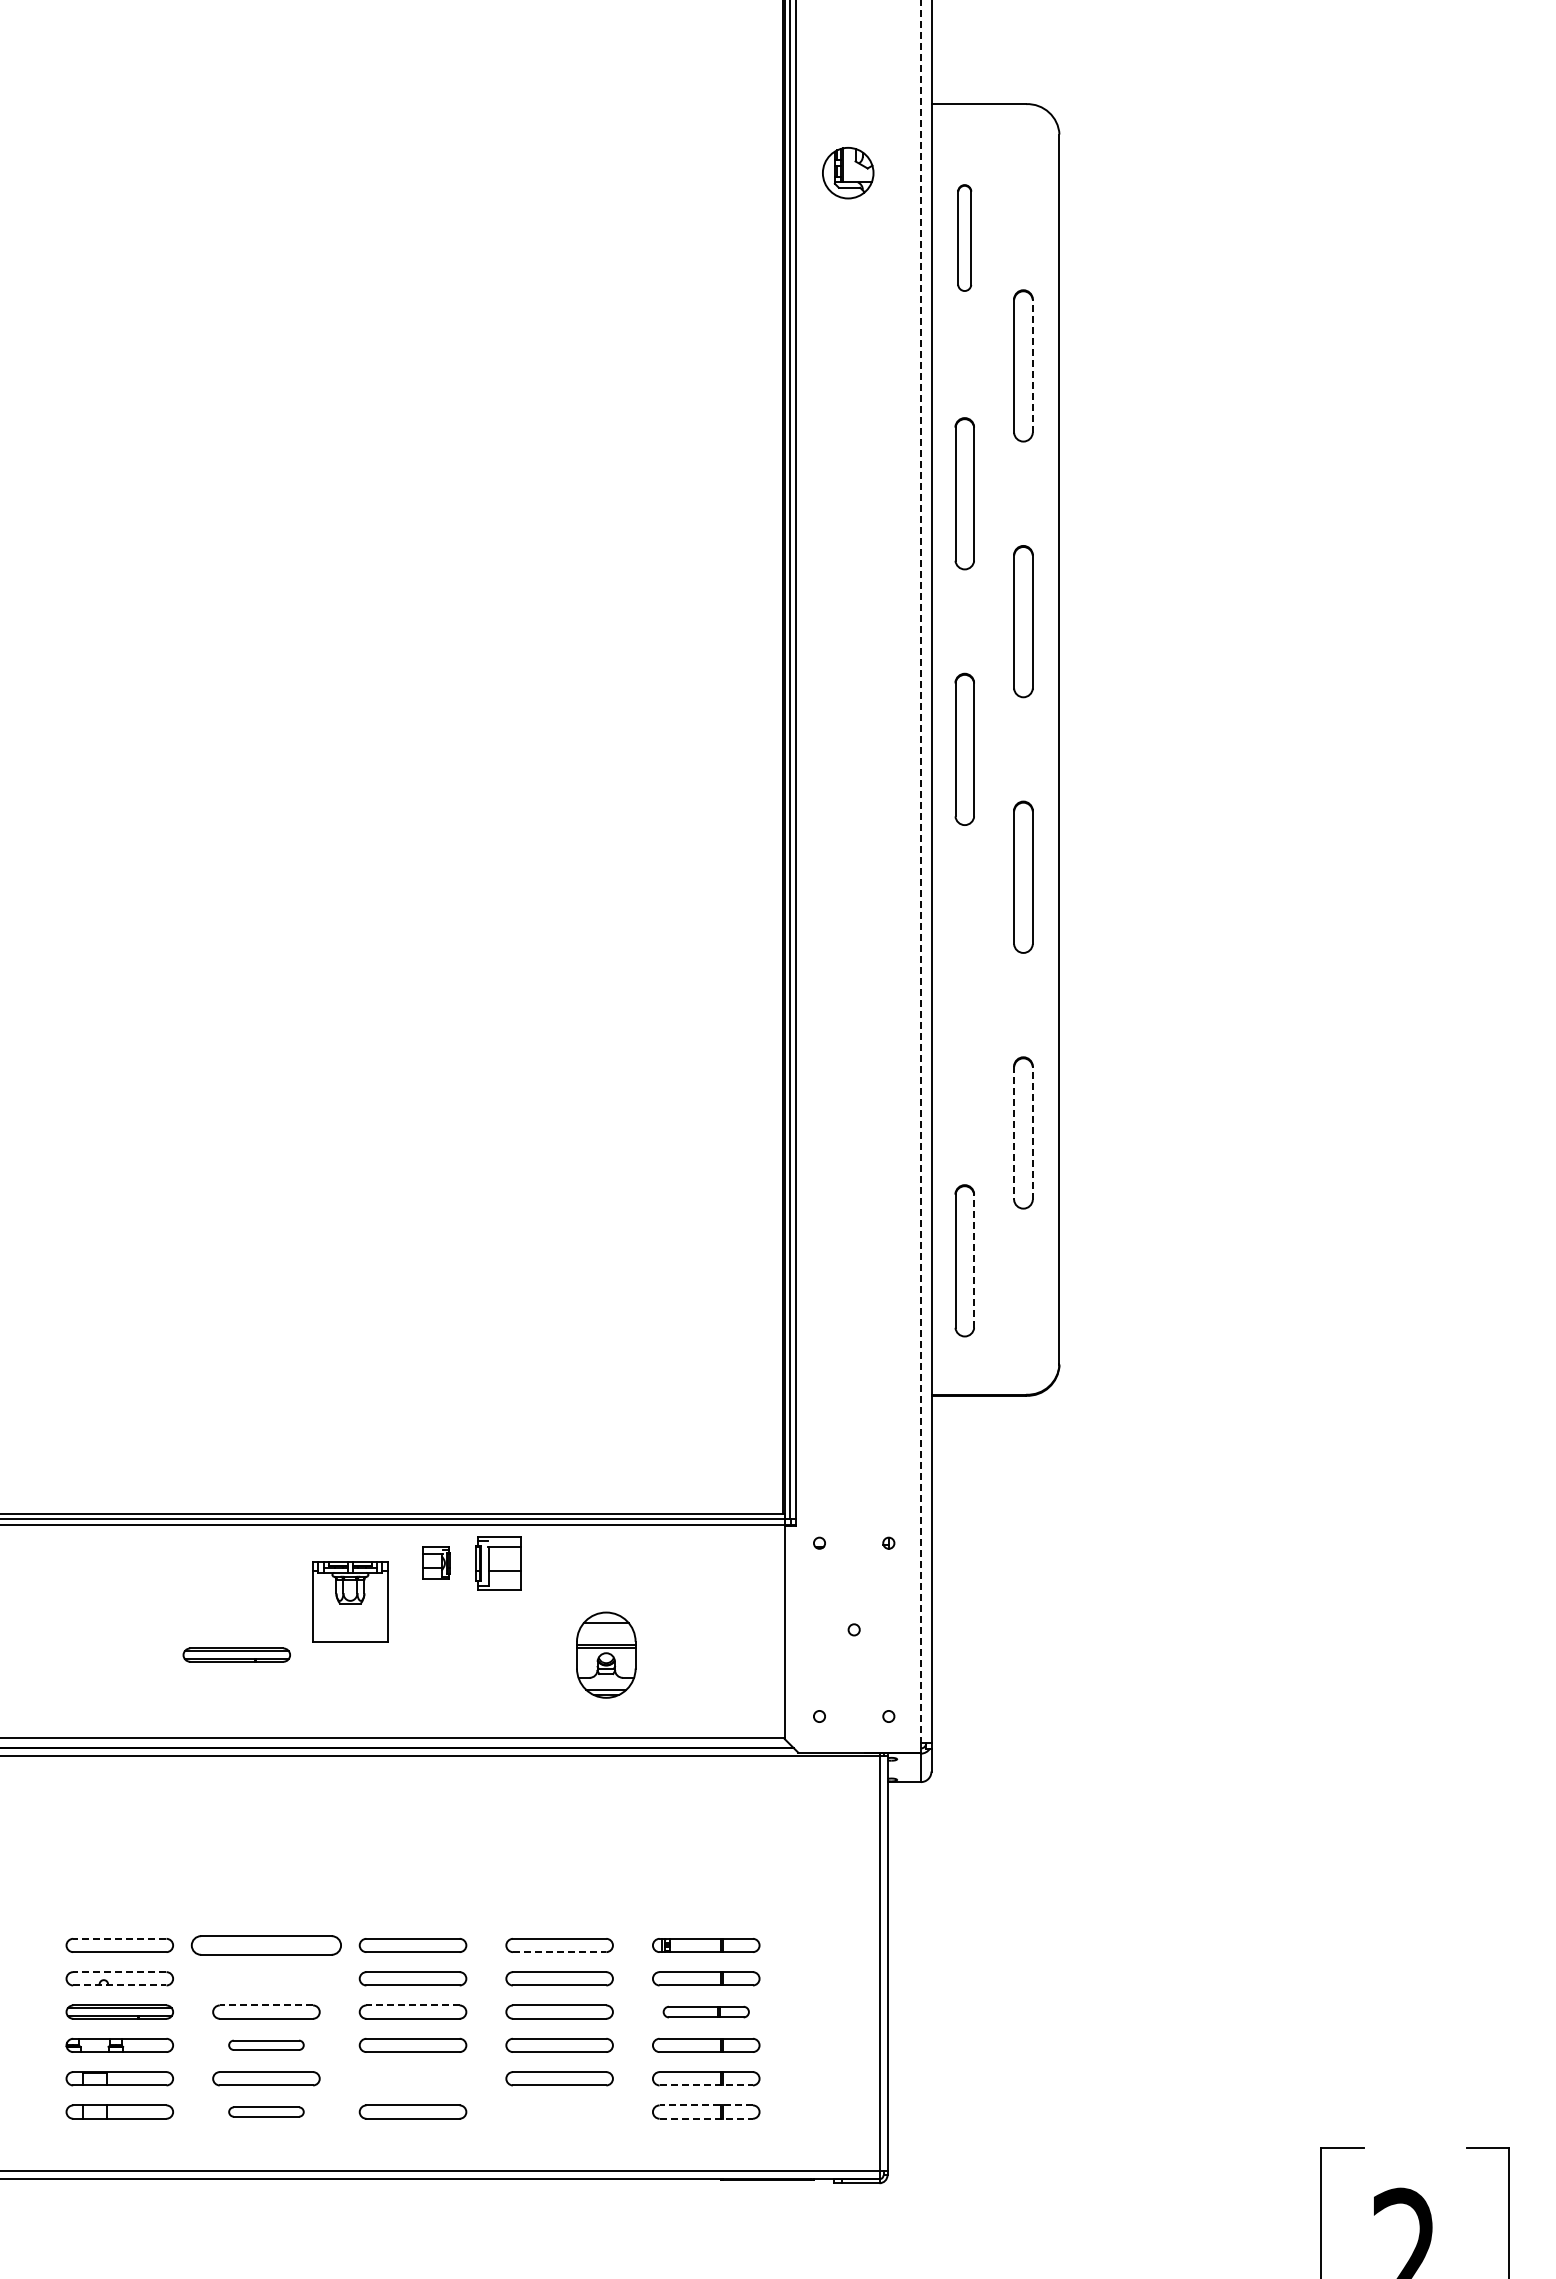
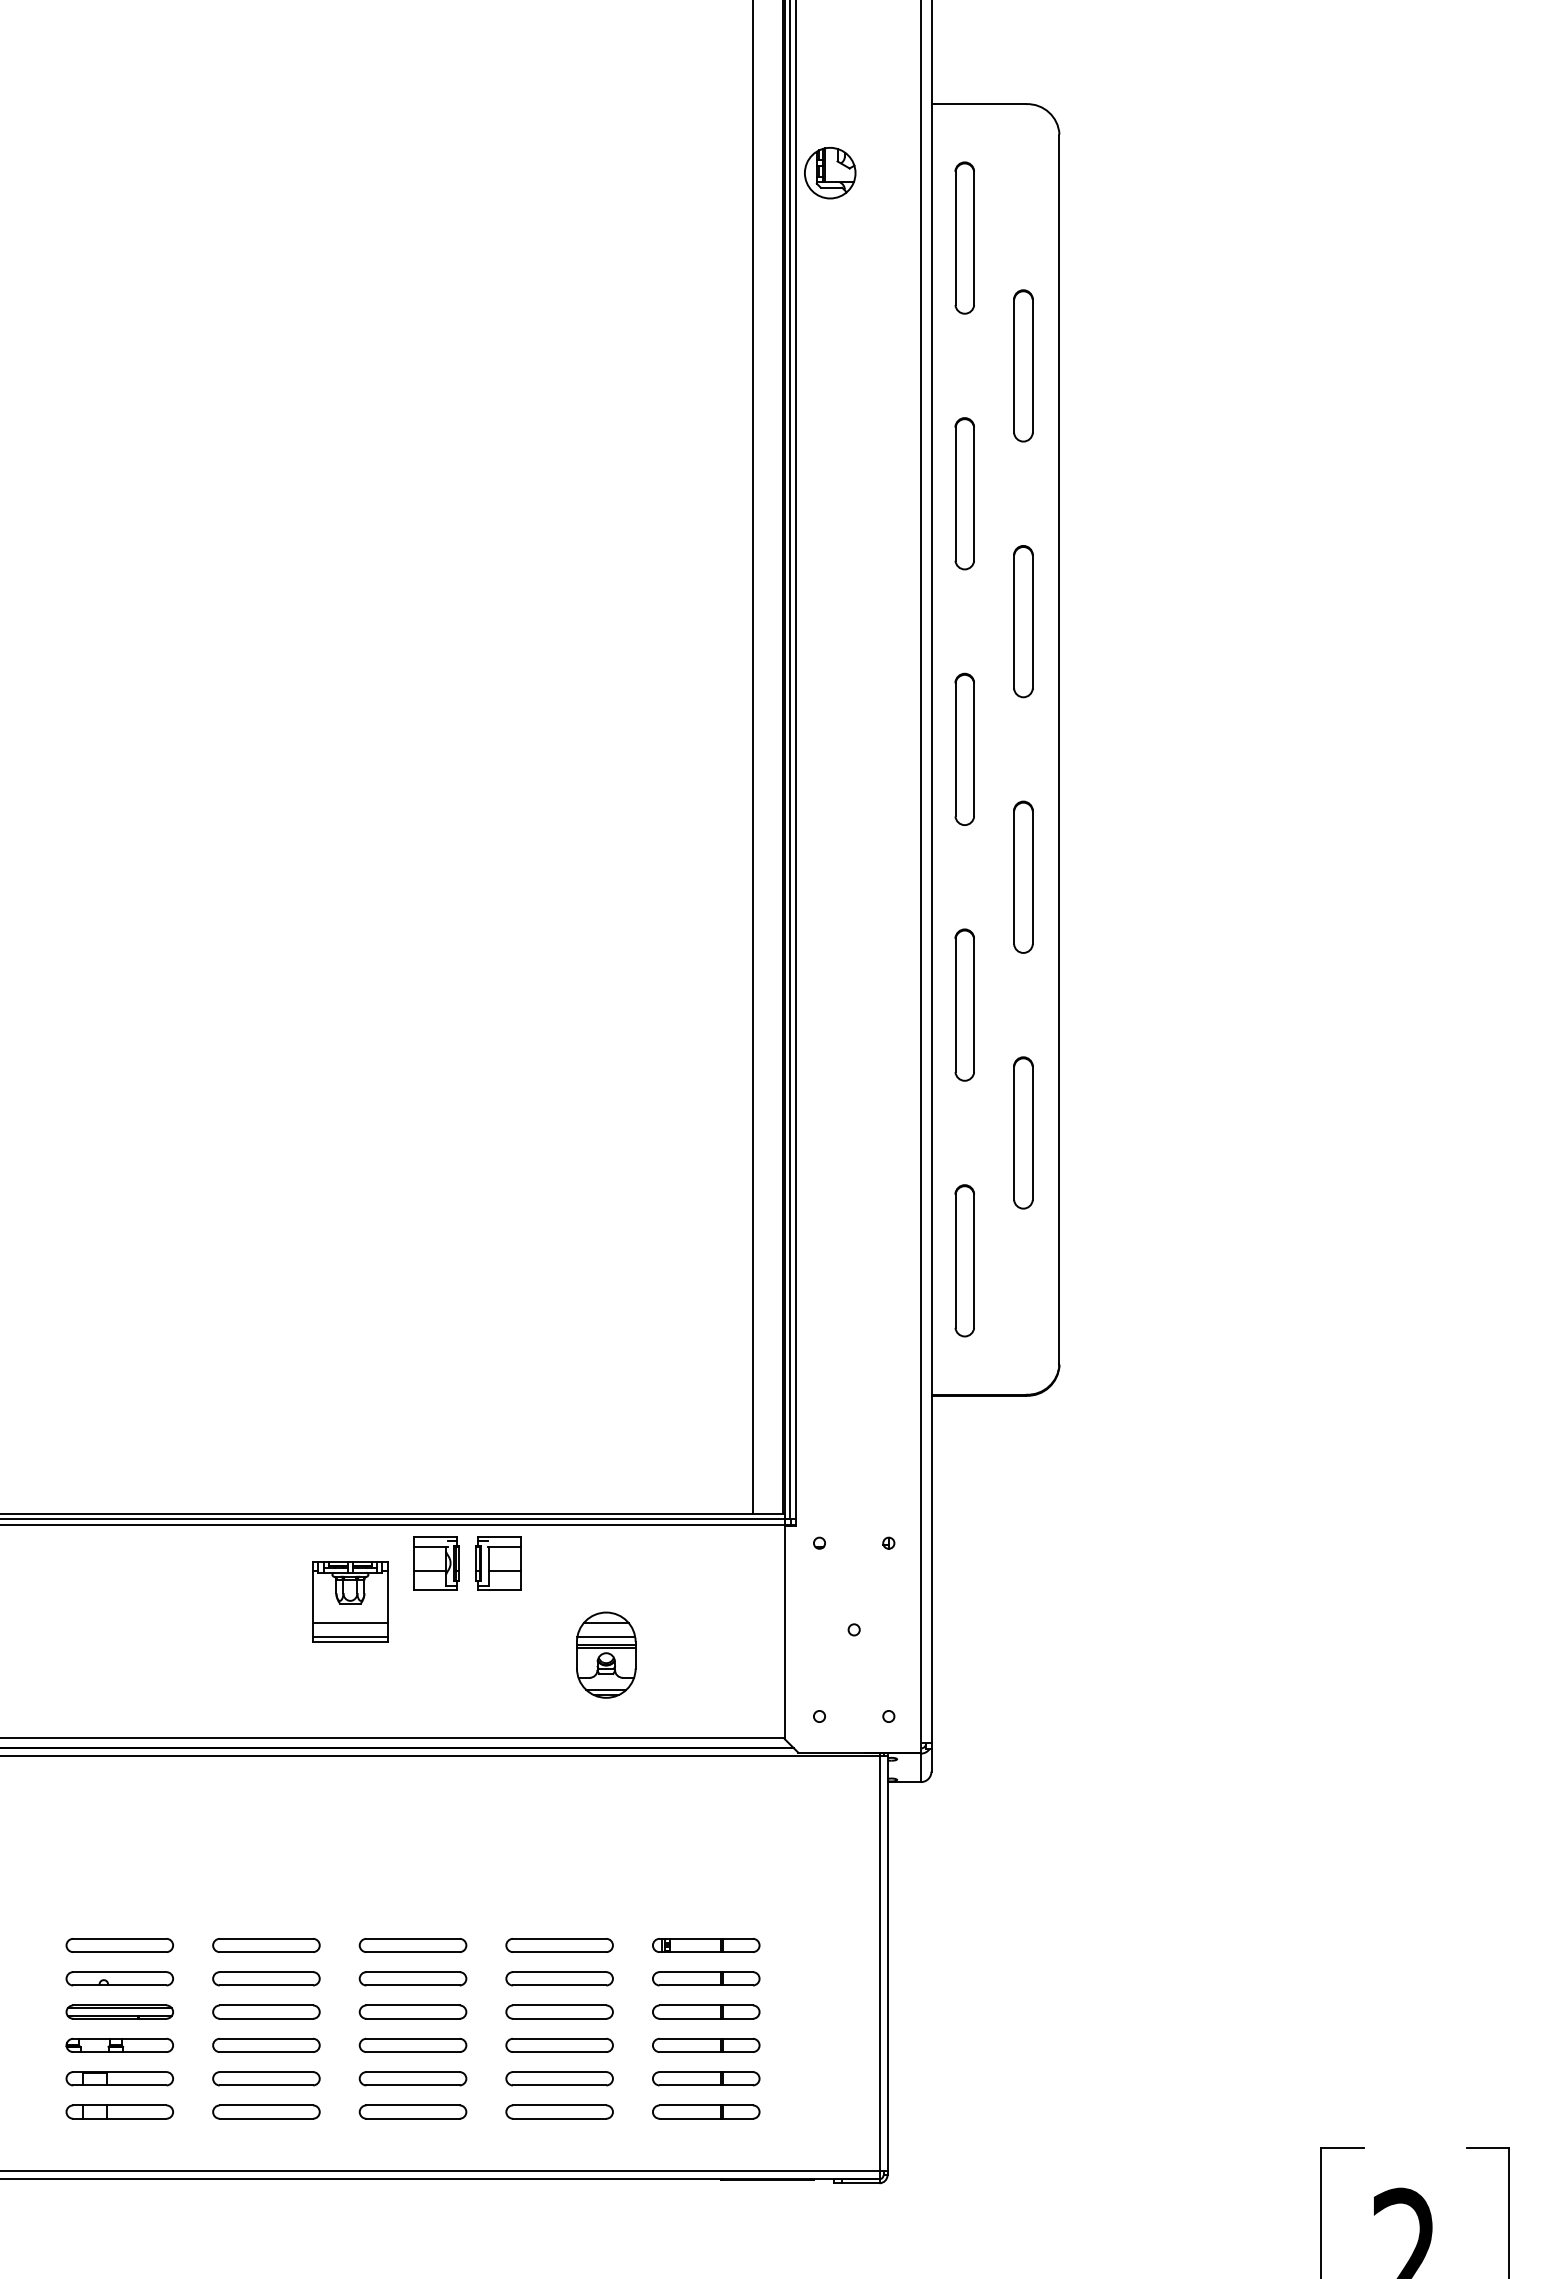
part position: (848, 173) -> (830, 173) (830, 173)
part size: 16x108 px -> 21x154 px (964, 237)
line: dashed -> solid (1032, 365)
line: none -> present (752, 757)
line: dashed -> solid (920, 872)
part: none -> present (964, 1004)
line: dashed -> solid (1014, 1132)
line: dashed -> solid (1032, 1132)
line: dashed -> solid (974, 1260)
part size: 29x34 px -> 47x55 px (436, 1563)
line: none -> present (350, 1622)
line: none -> present (350, 1636)
line: none -> present (606, 1636)
part: present -> none (236, 1654)
line: dashed -> solid (119, 1938)
part size: 152x21 px -> 109x15 px (266, 1945)
line: dashed -> solid (559, 1952)
line: dashed -> solid (119, 1972)
part: none -> present (266, 1978)
line: dashed -> solid (119, 1985)
line: dashed -> solid (266, 2005)
line: dashed -> solid (413, 2005)
part size: 88x14 px -> 109x16 px (706, 2011)
part size: 77x12 px -> 109x16 px (266, 2044)
part: none -> present (412, 2078)
line: dashed -> solid (706, 2085)
line: dashed -> solid (706, 2105)
part size: 77x12 px -> 109x16 px (266, 2111)
part: none -> present (559, 2111)
line: dashed -> solid (706, 2118)
